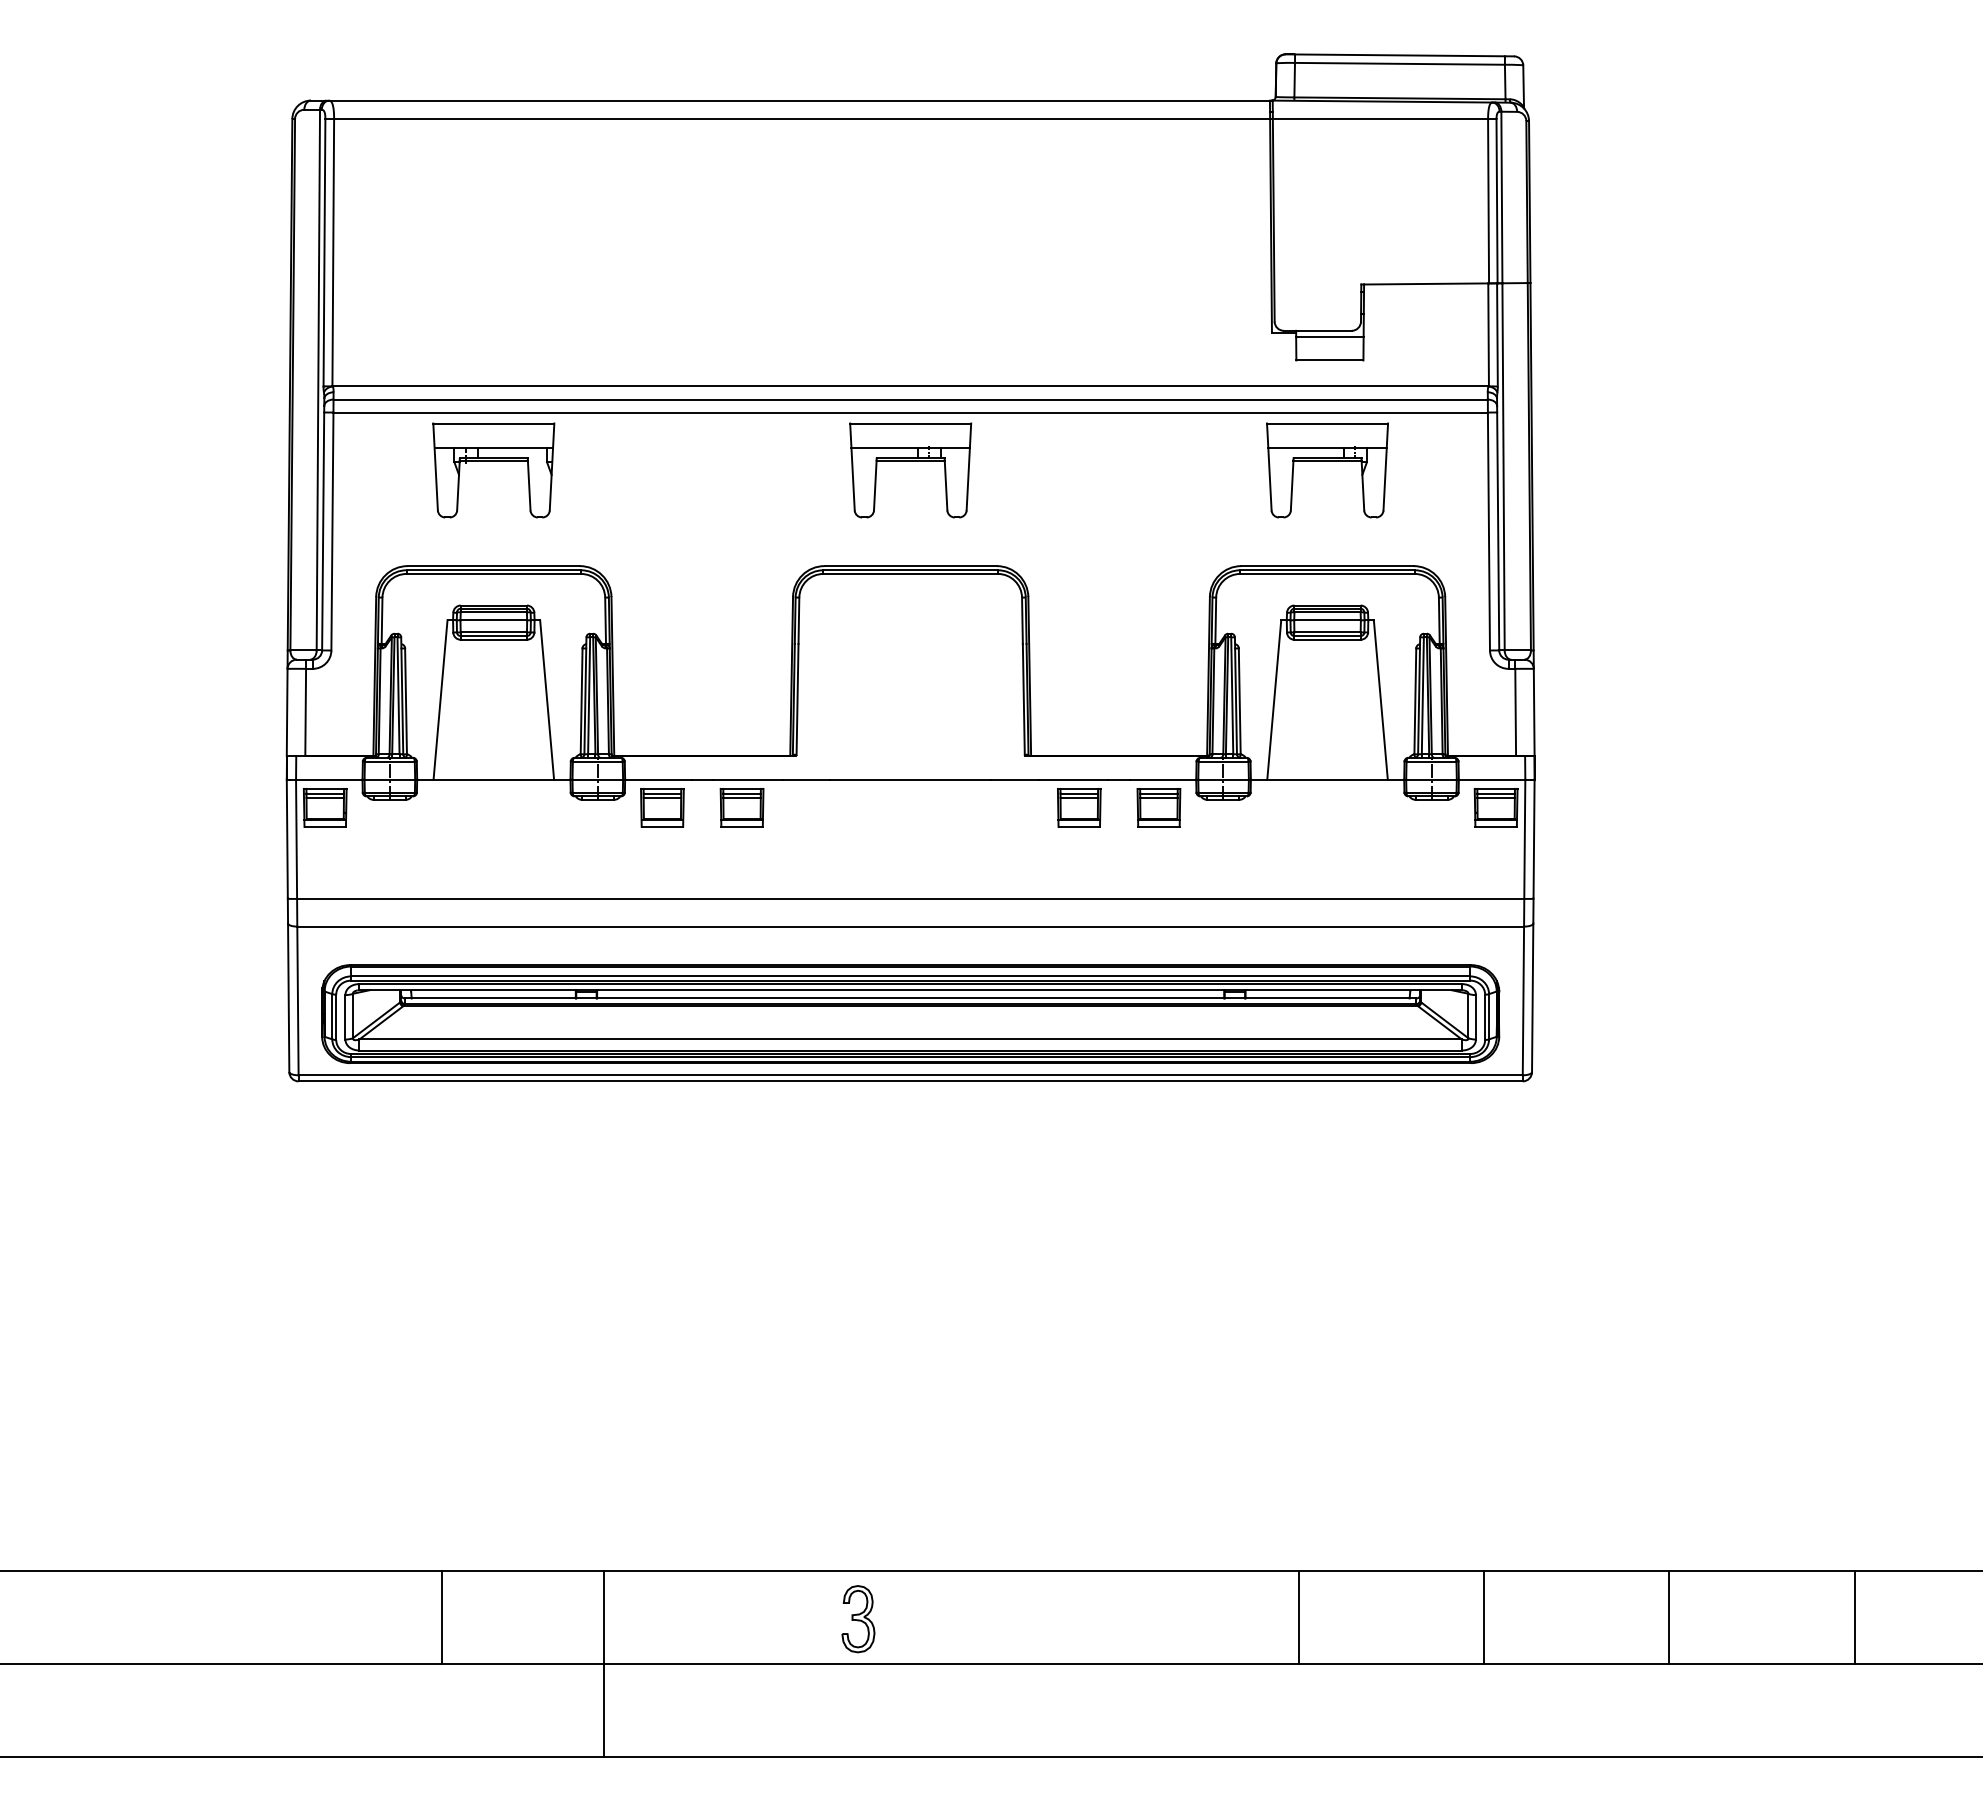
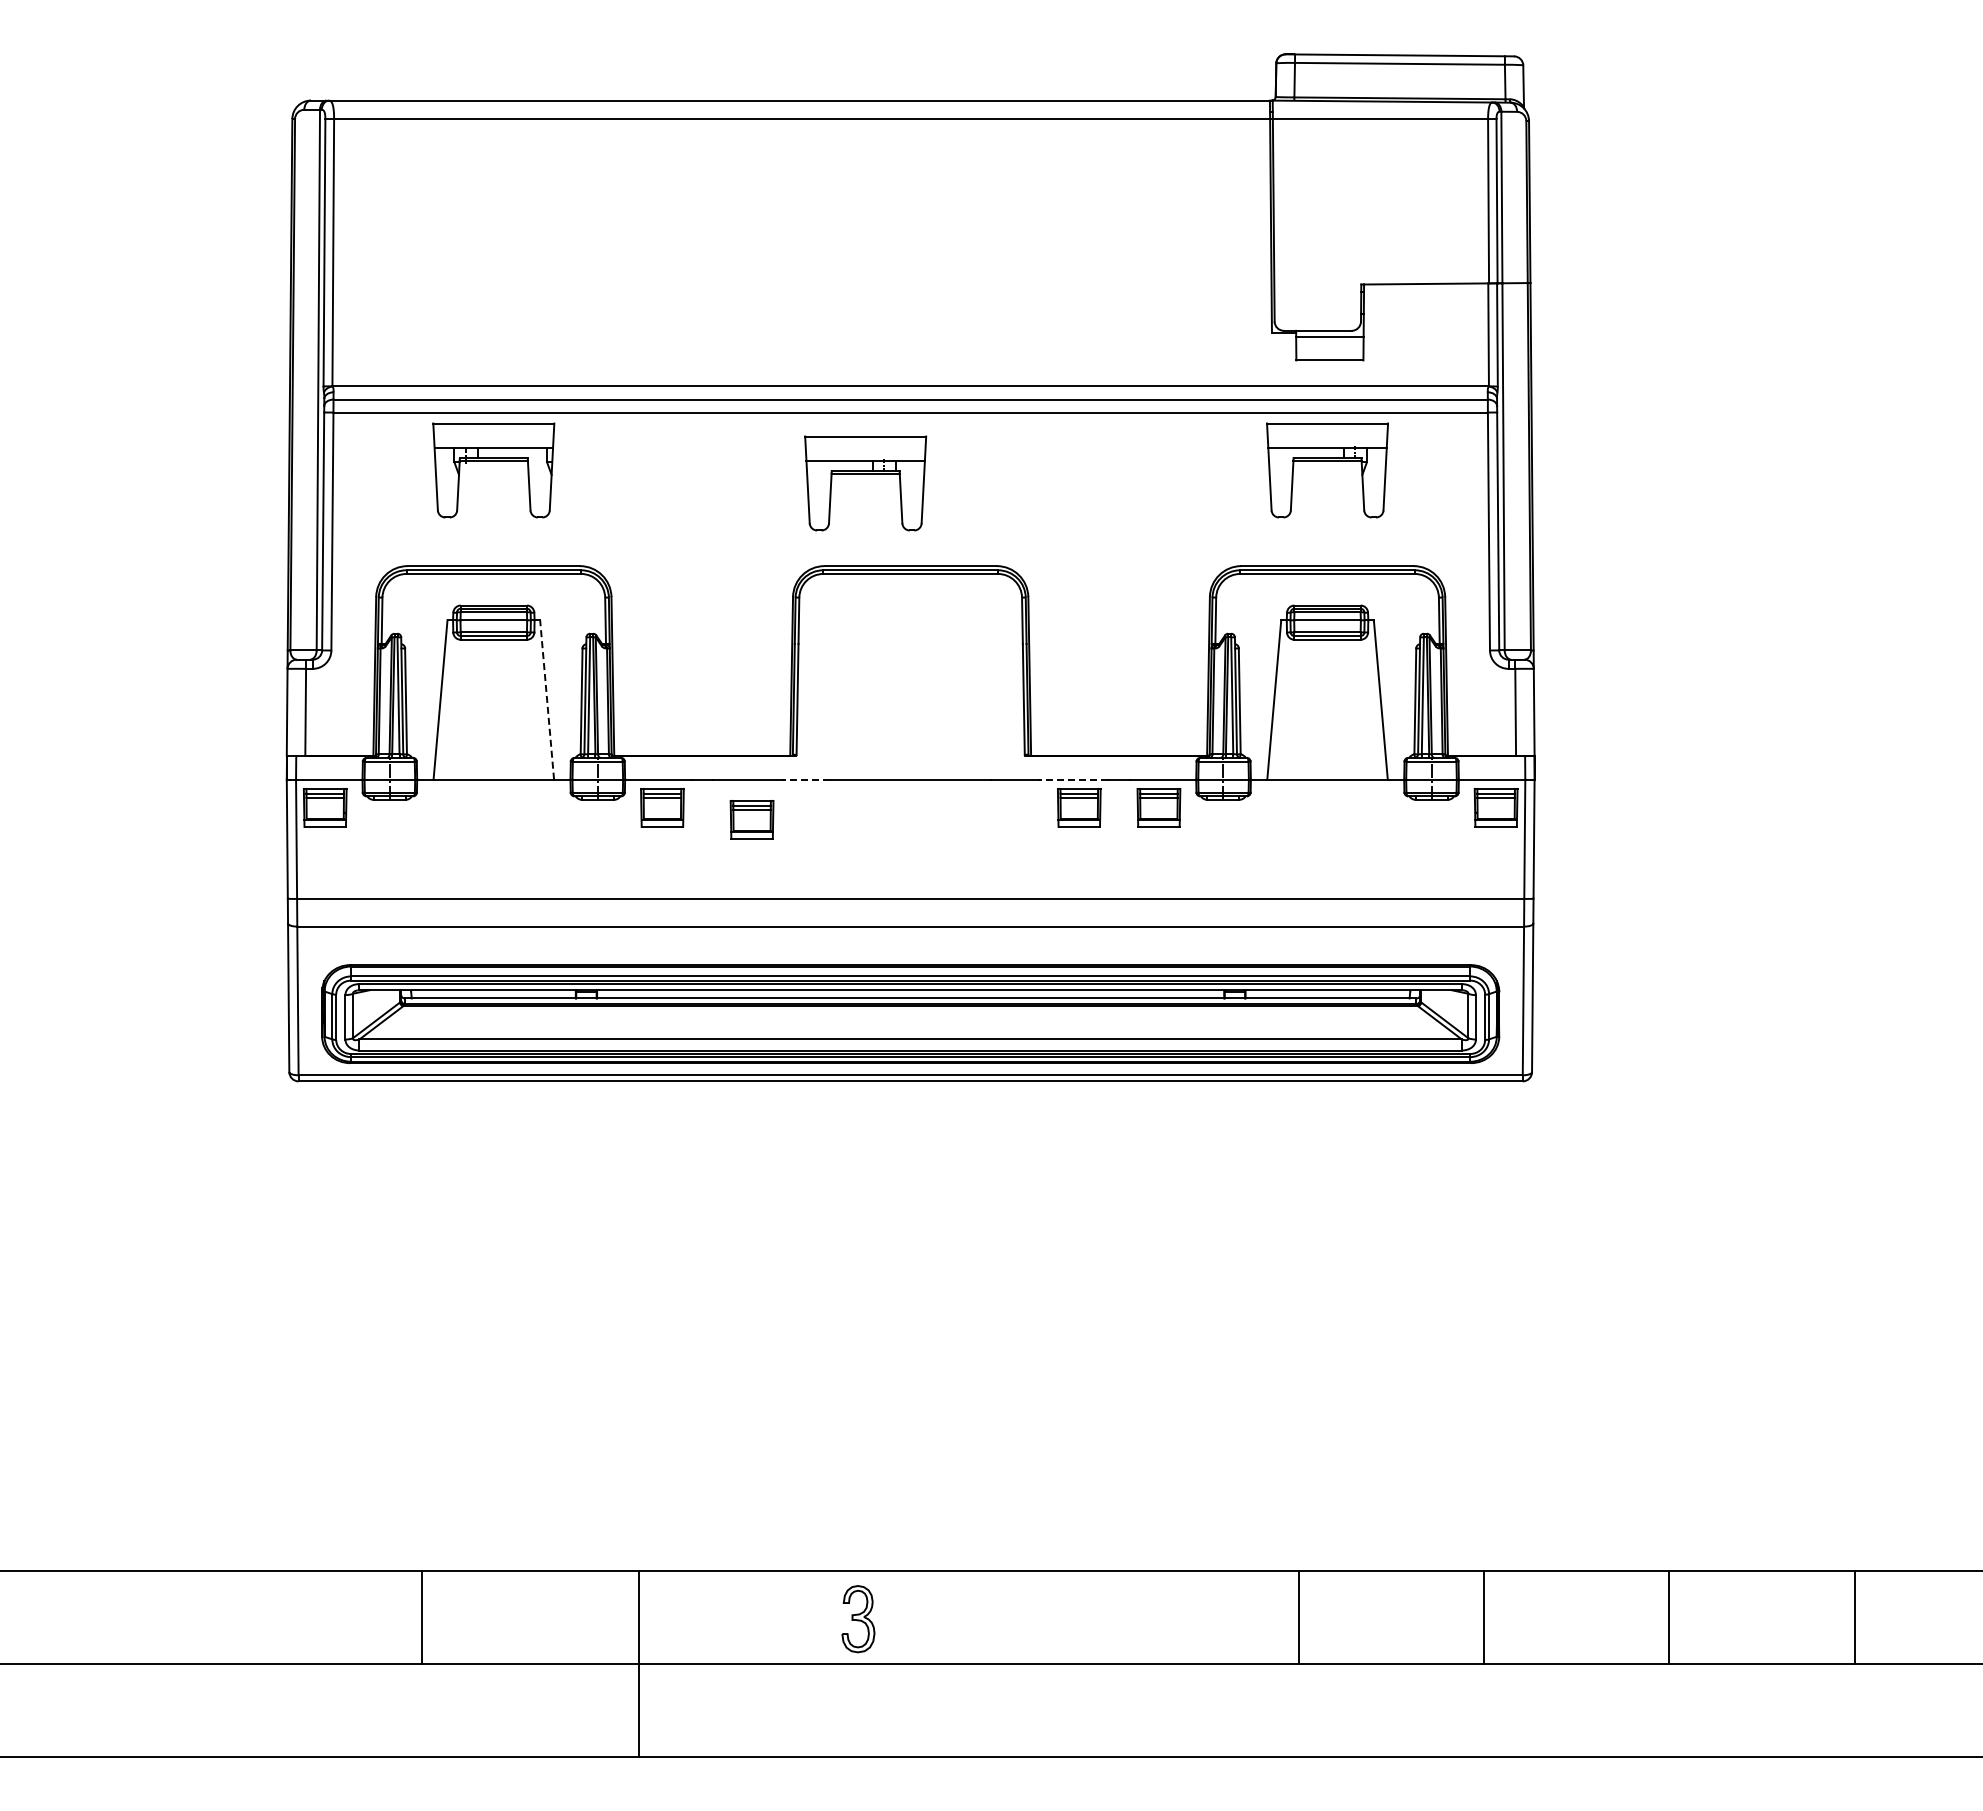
part position: (910, 461) -> (865, 474) (865, 474)
line: solid -> dashed (547, 699)
line: solid -> dashed (806, 779)
line: solid -> dashed (1073, 779)
part position: (741, 807) -> (751, 819) (751, 819)
line position: (441, 1617) -> (421, 1617) (421, 1617)
line position: (603, 1663) -> (638, 1663) (638, 1663)
